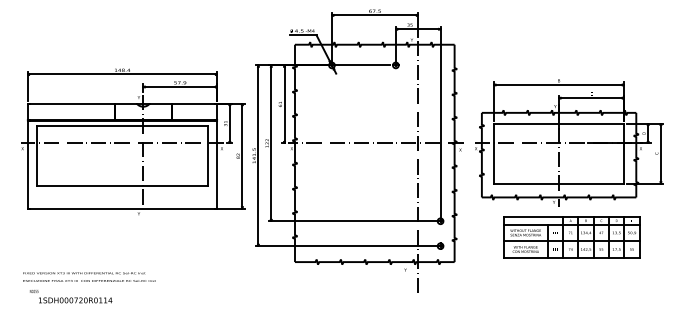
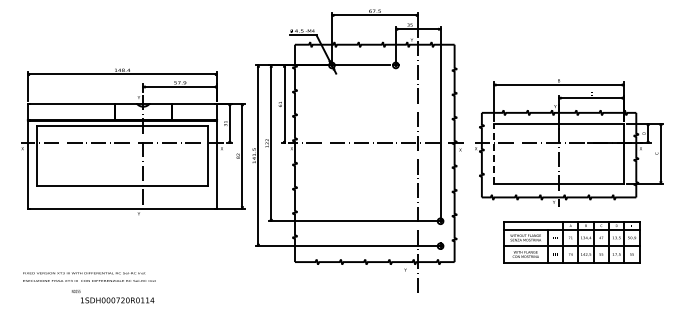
line: solid -> dashed (494, 153)
part position: (571, 237) -> (571, 242) (571, 242)
text position: (71, 296) -> (113, 296) (113, 296)
